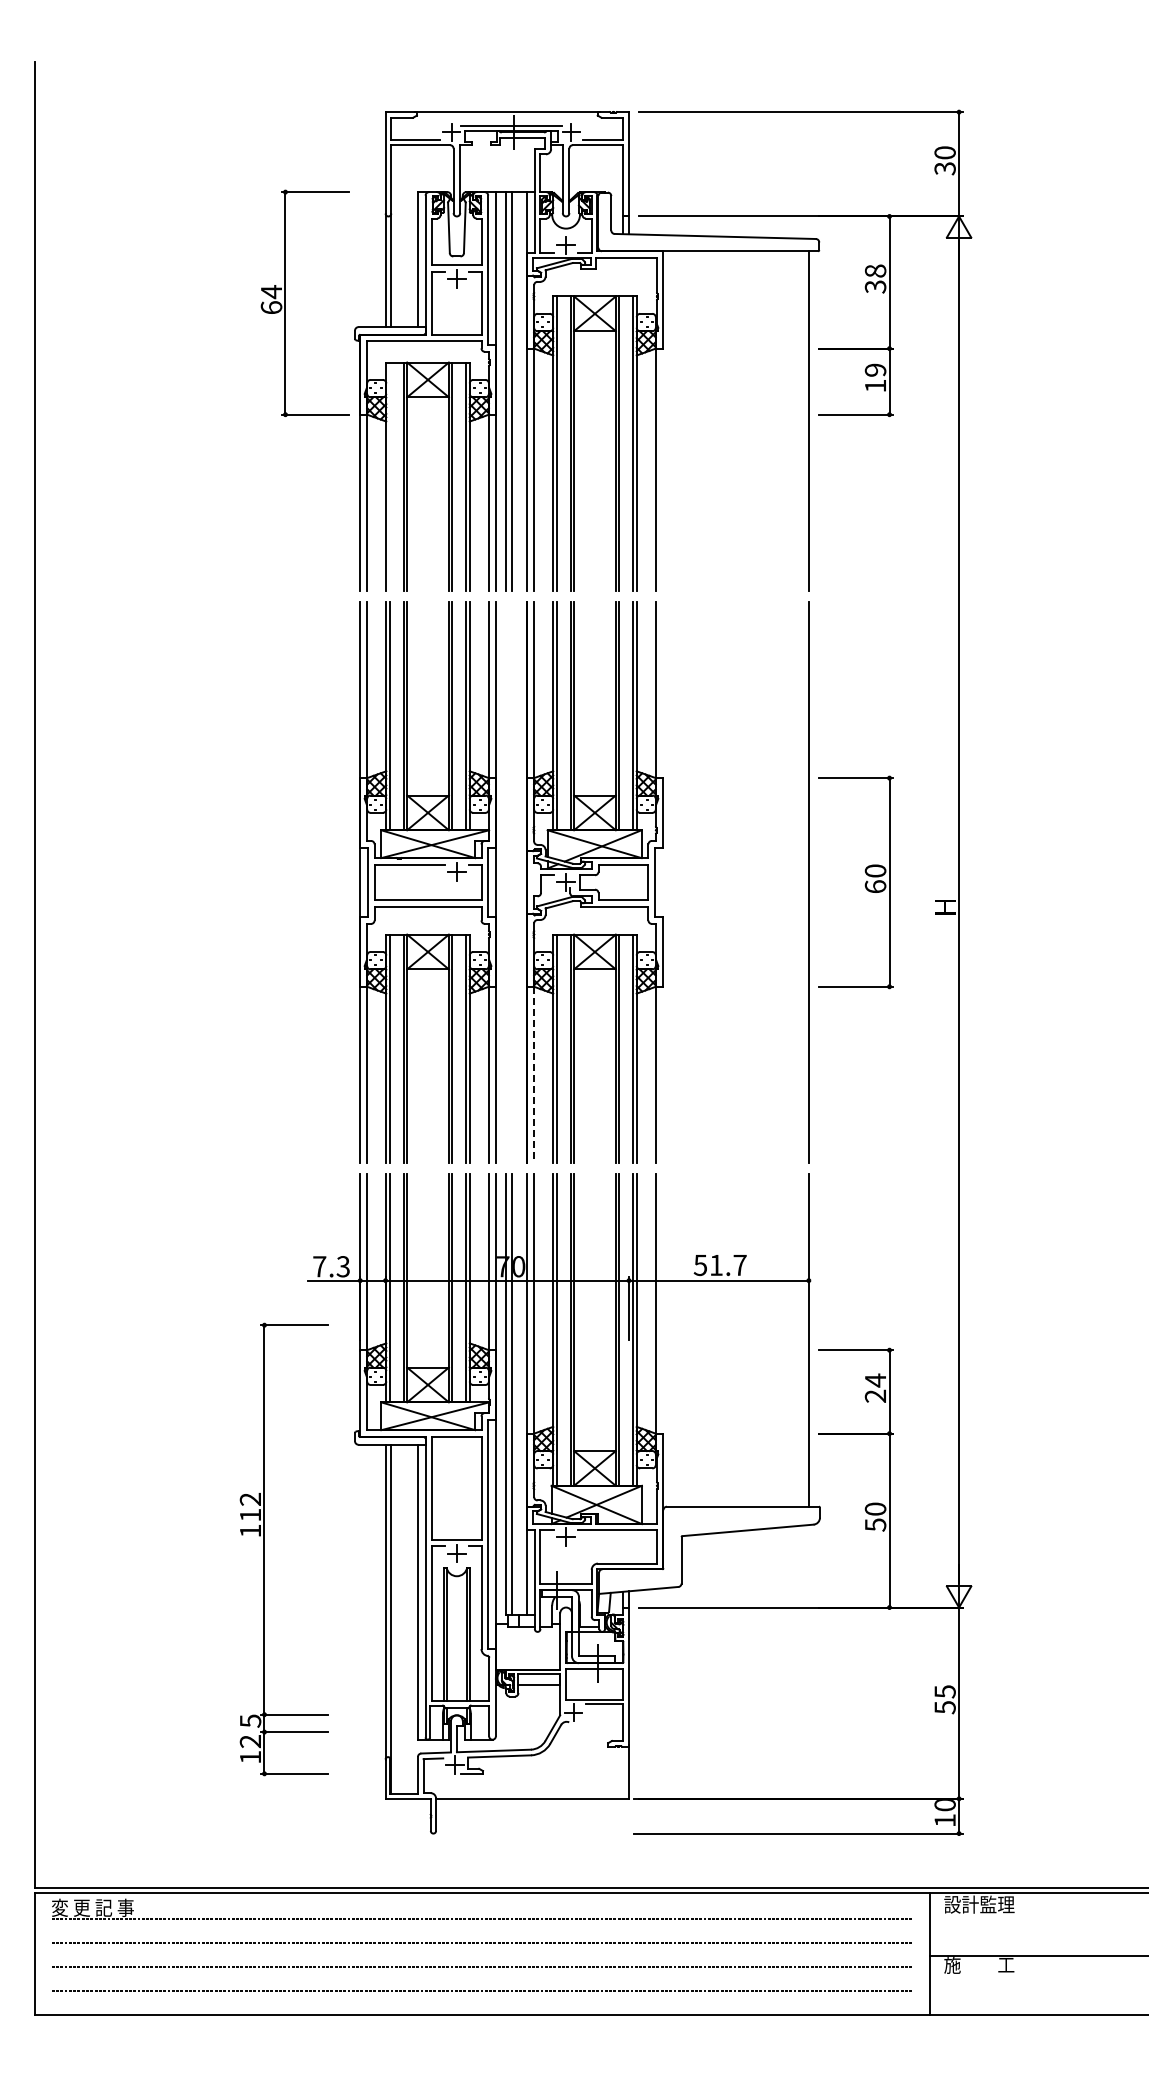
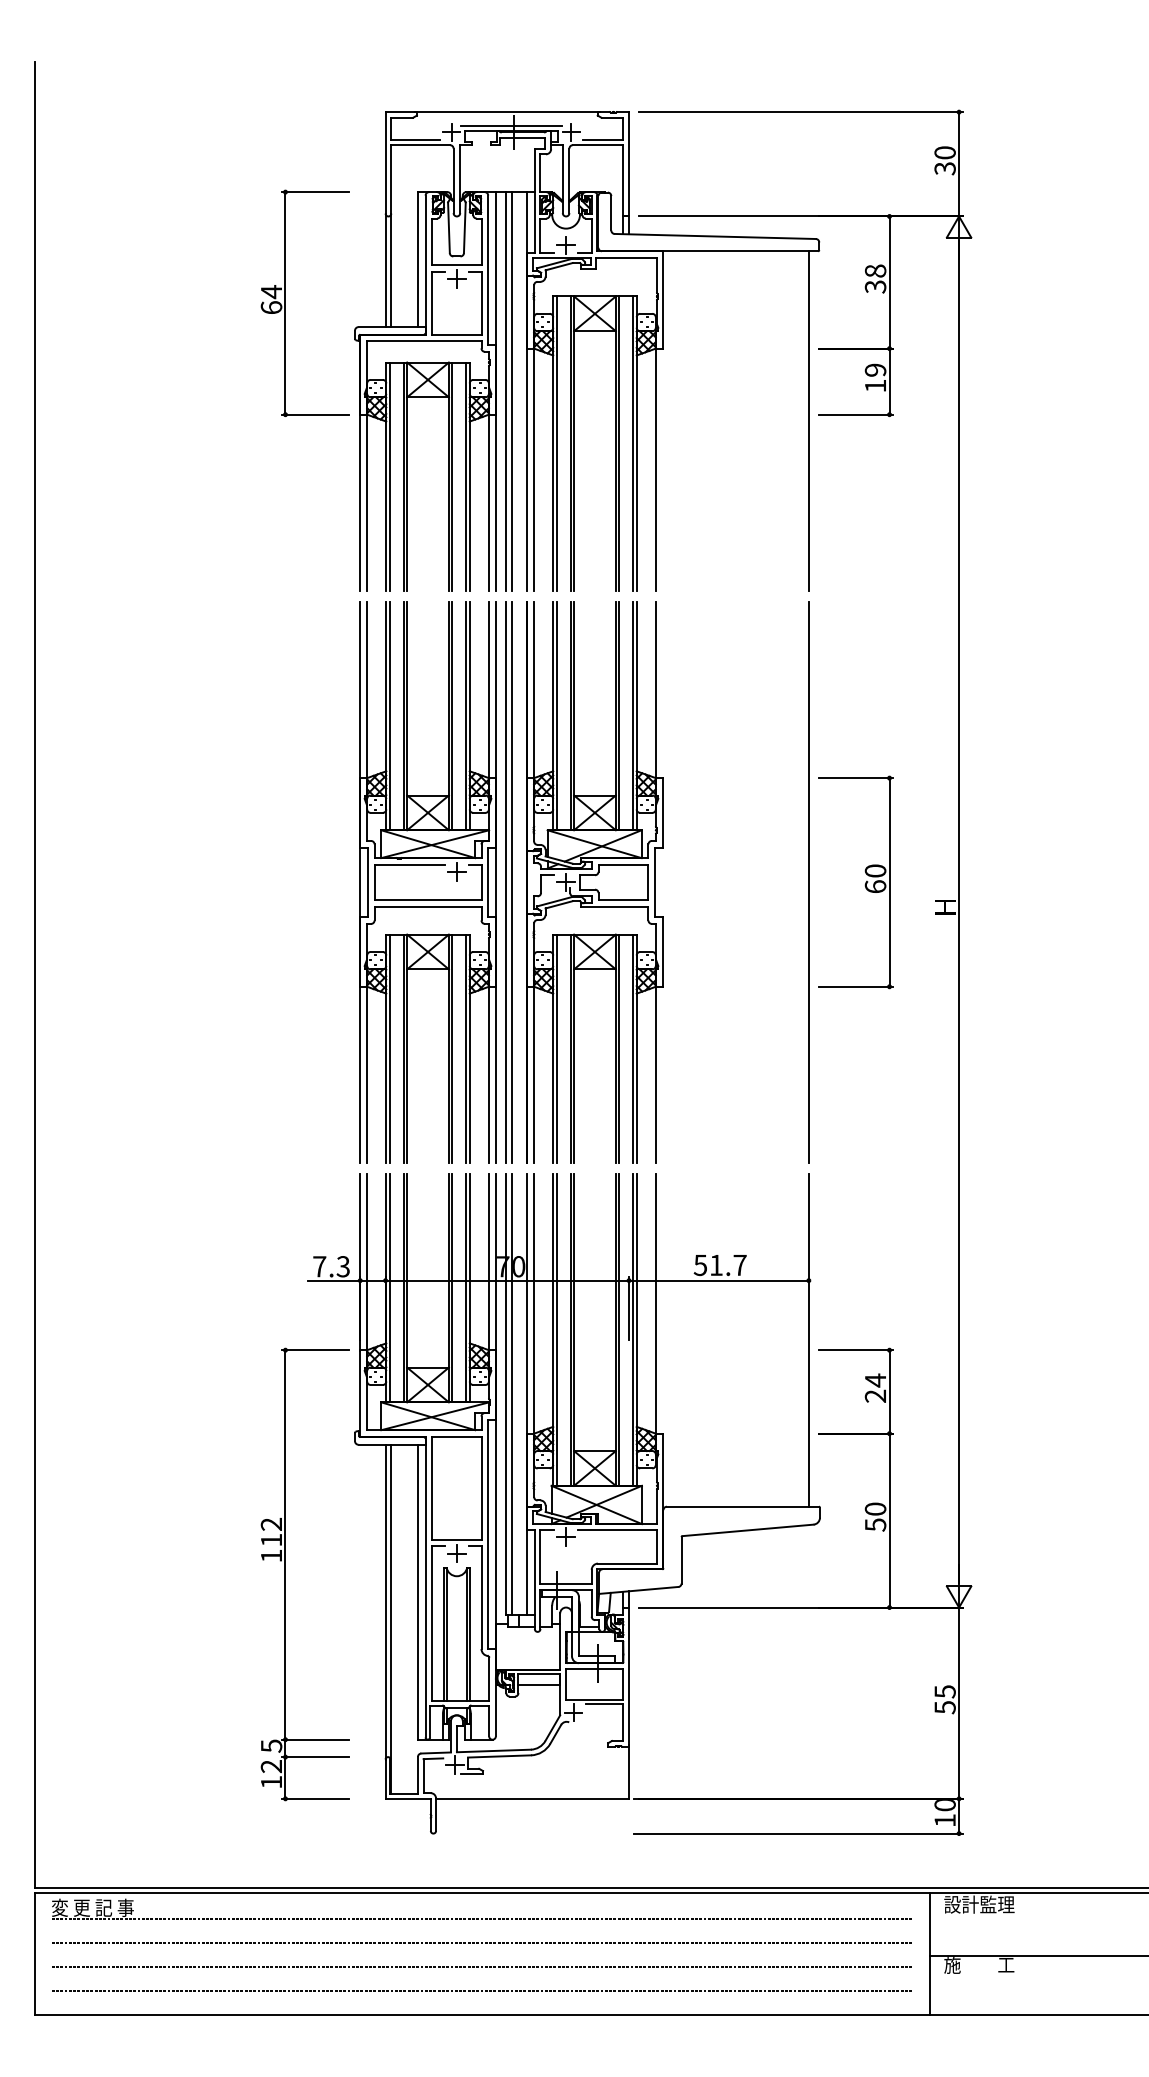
line: none -> present (389, 476)
part: none -> present (508, 882)
line: dashed -> solid (534, 1075)
part position: (264, 1549) -> (285, 1574) (285, 1574)
